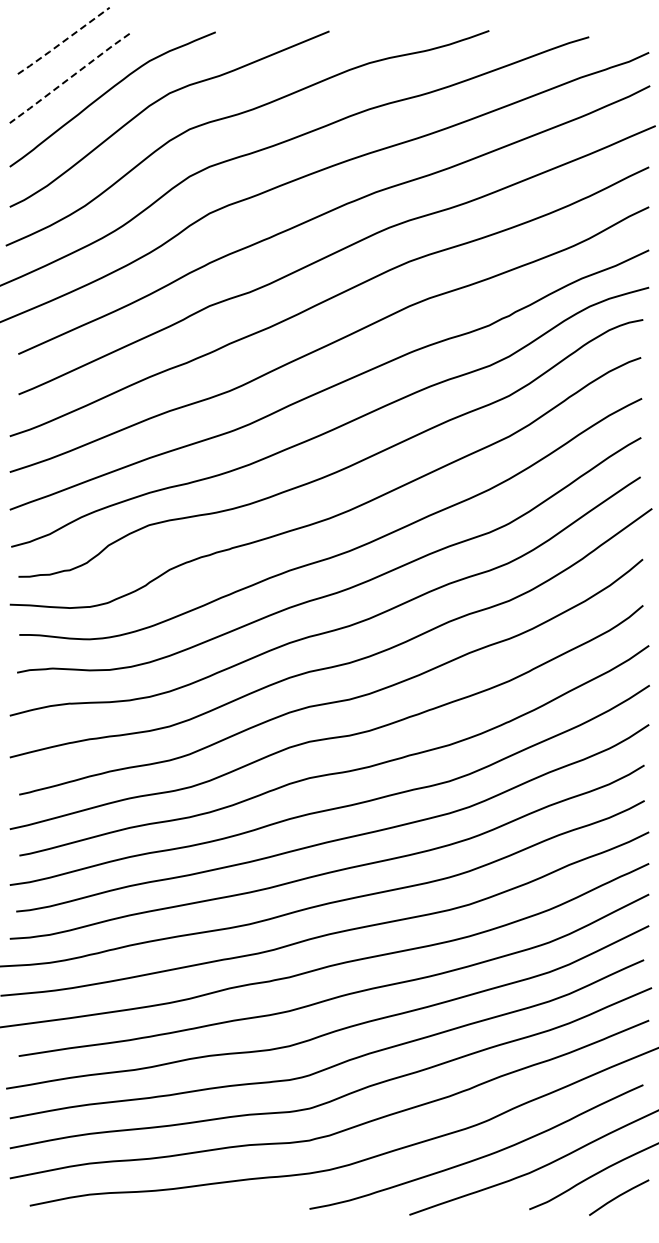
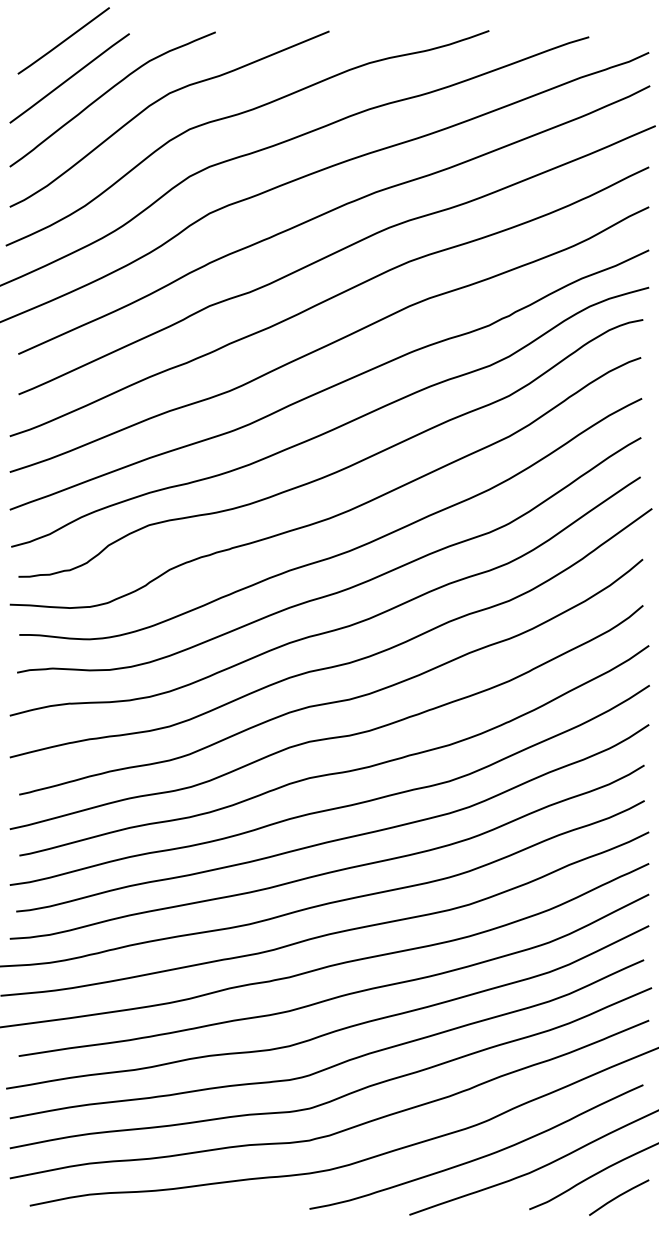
line: dashed -> solid (63, 41)
line: dashed -> solid (69, 78)
